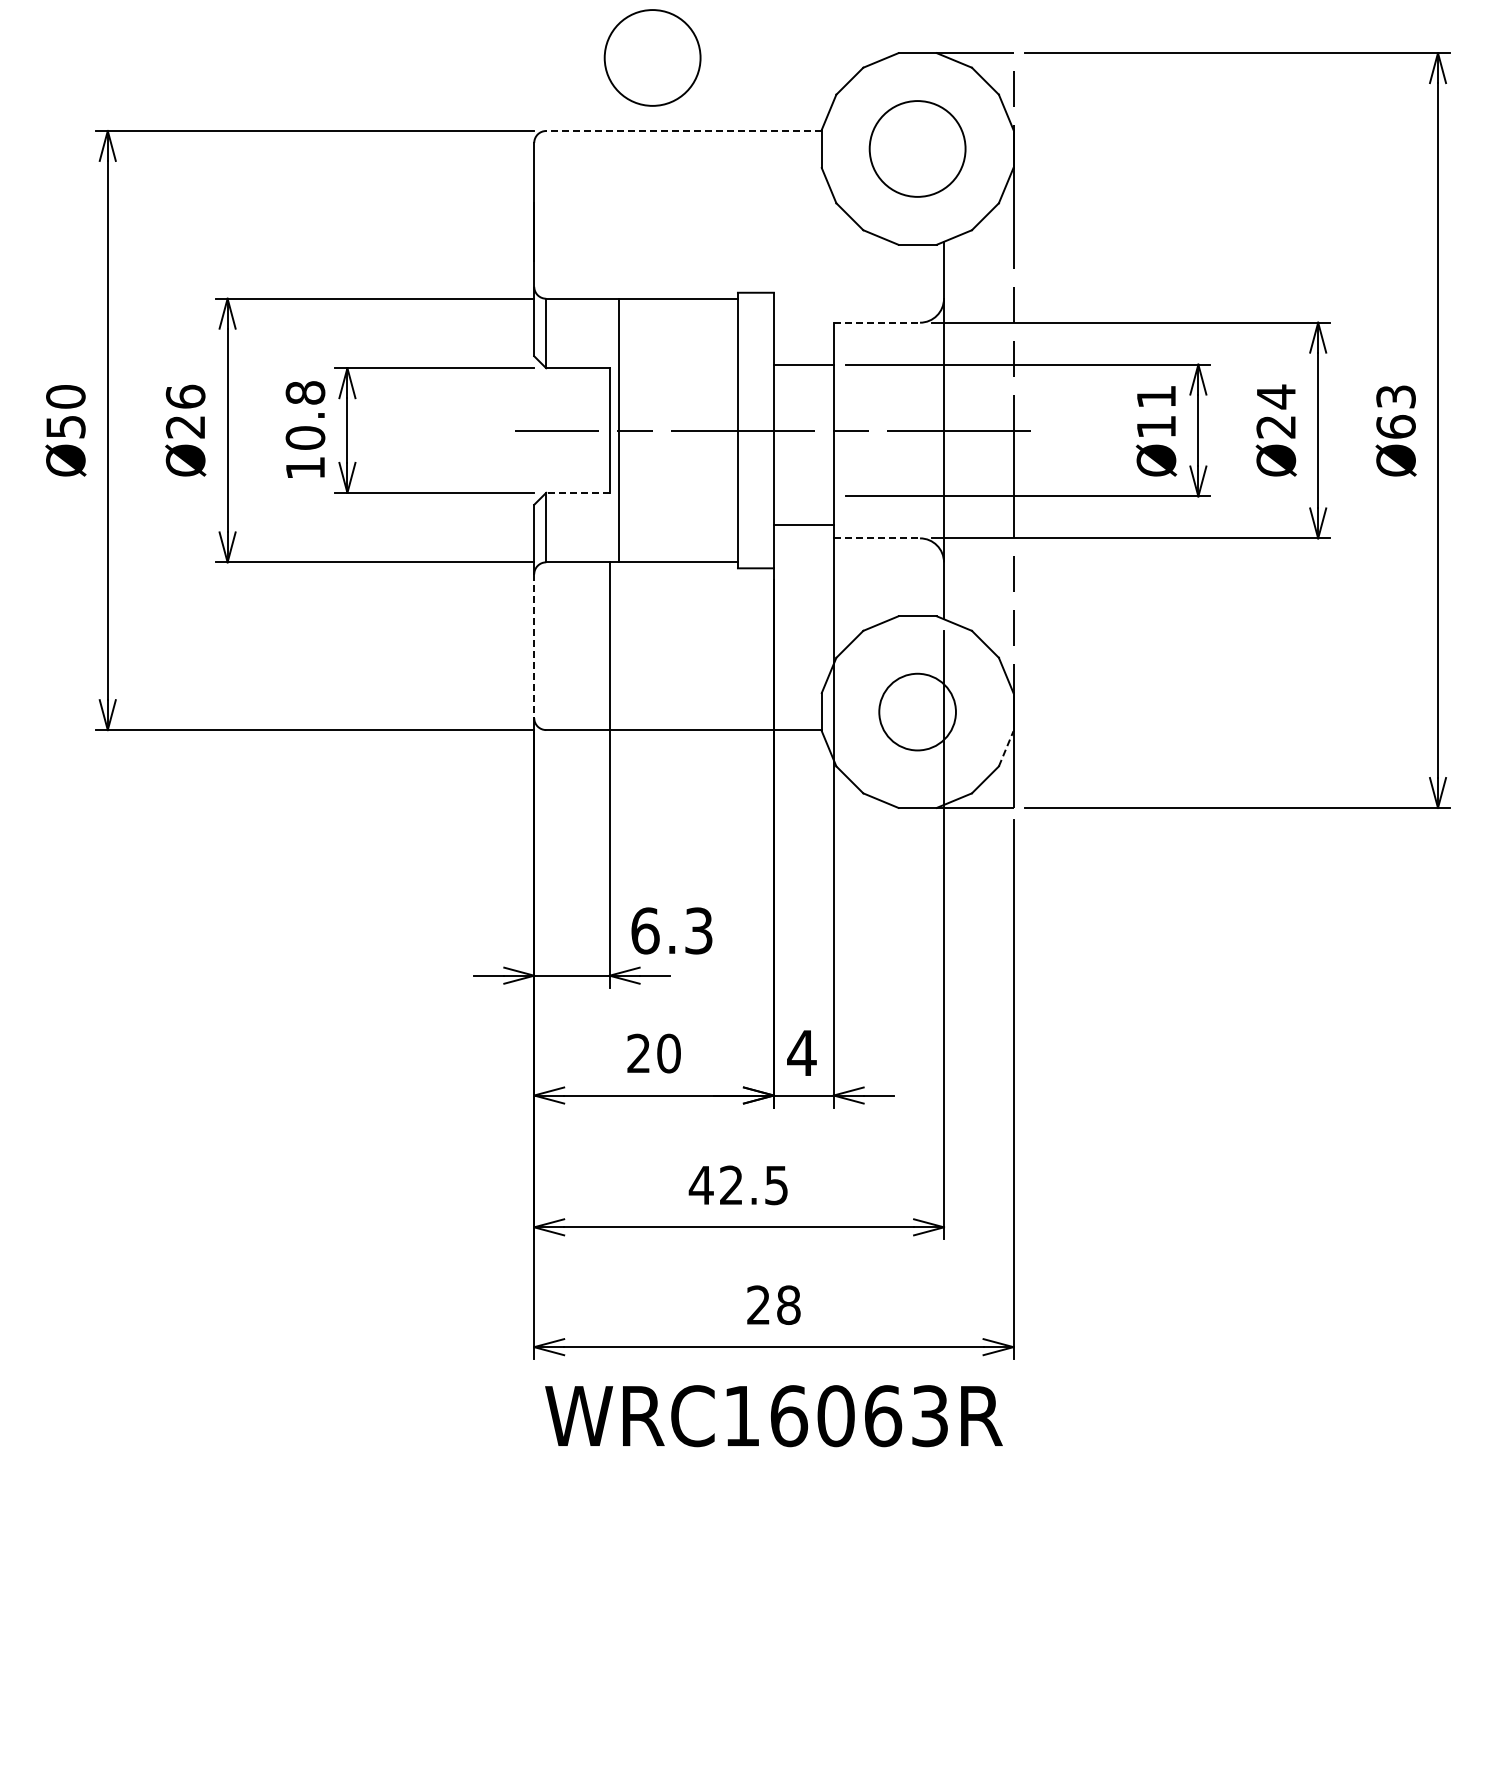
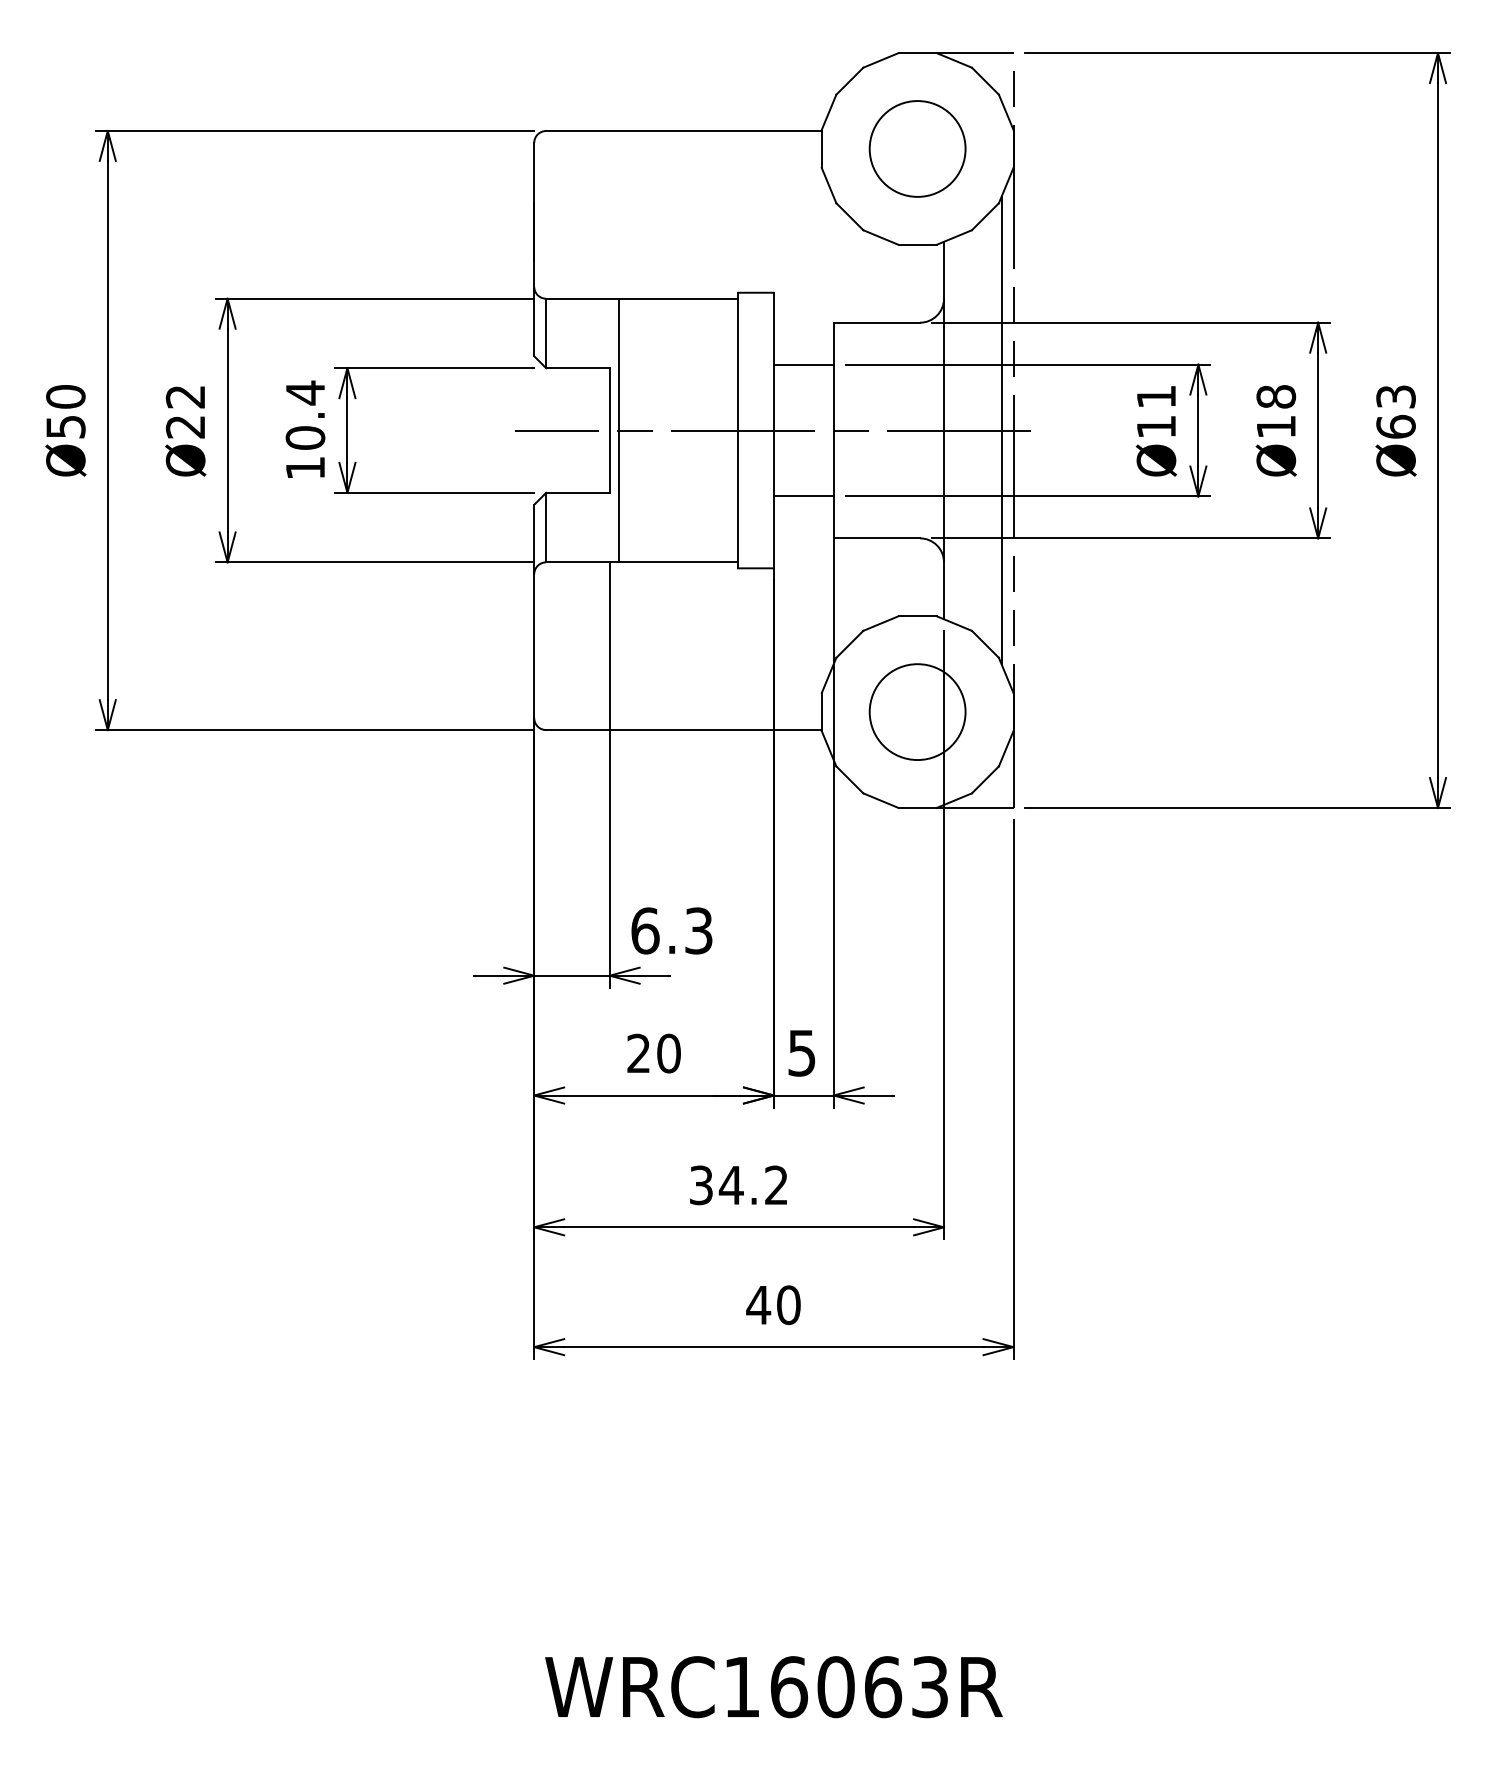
circle: present -> none (652, 57)
line: dashed -> solid (684, 131)
line: dashed -> solid (877, 322)
text: 10.8 -> 10.4 (305, 392)
text: Ø26 -> Ø22 (185, 396)
text: Ø24 -> Ø18 (1276, 411)
line: none -> present (1001, 430)
line: dashed -> solid (577, 492)
line position: (803, 525) -> (803, 496) (803, 496)
line: dashed -> solid (877, 538)
line: dashed -> solid (534, 646)
circle diameter: 77 px -> 96 px (917, 712)
line: dashed -> solid (1006, 748)
text: 4 -> 5 (801, 1053)
text: 42.5 -> 34.2 (737, 1185)
text: 28 -> 40 (773, 1304)
text position: (773, 1416) -> (773, 1687) (773, 1687)
